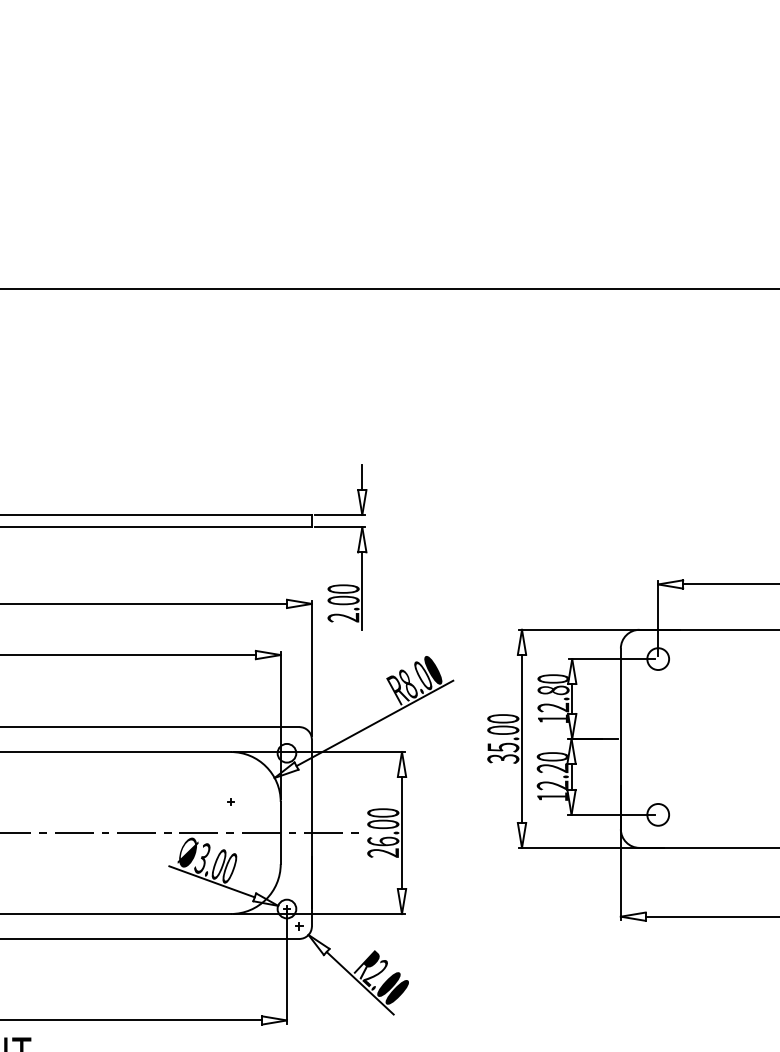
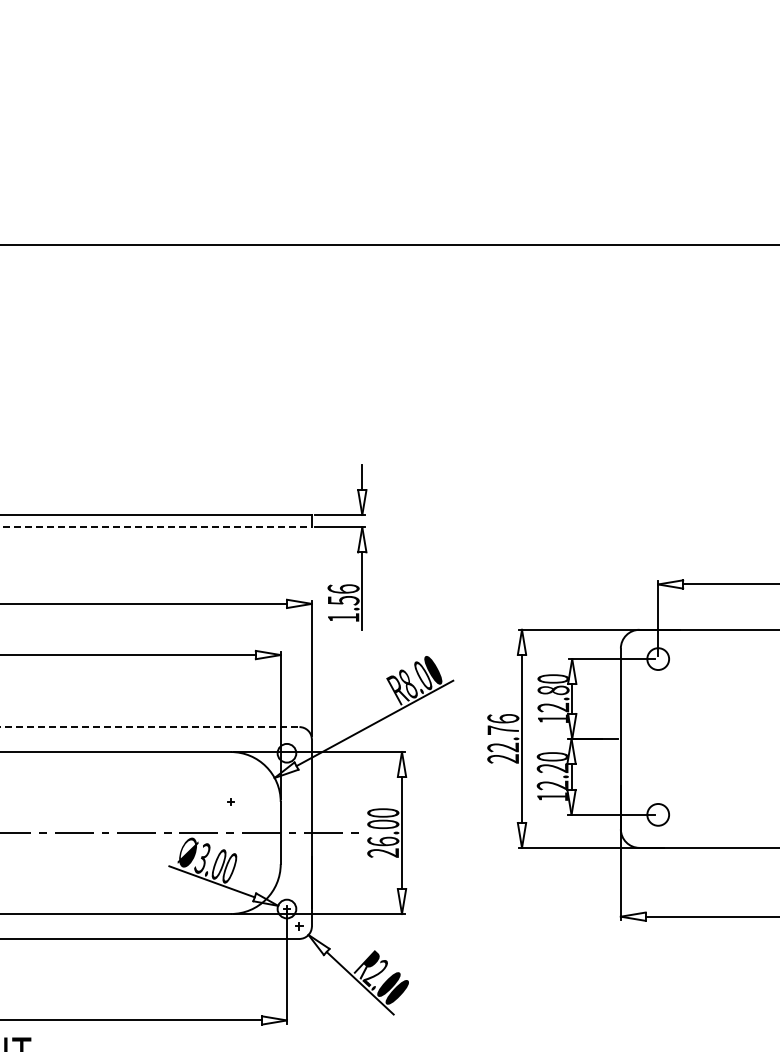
line position: (389, 288) -> (389, 244) (389, 244)
line: solid -> dashed (156, 527)
text: 2.00 -> 1.56 (343, 603)
line: solid -> dashed (150, 727)
text: 35.00 -> 22.76 (503, 738)
